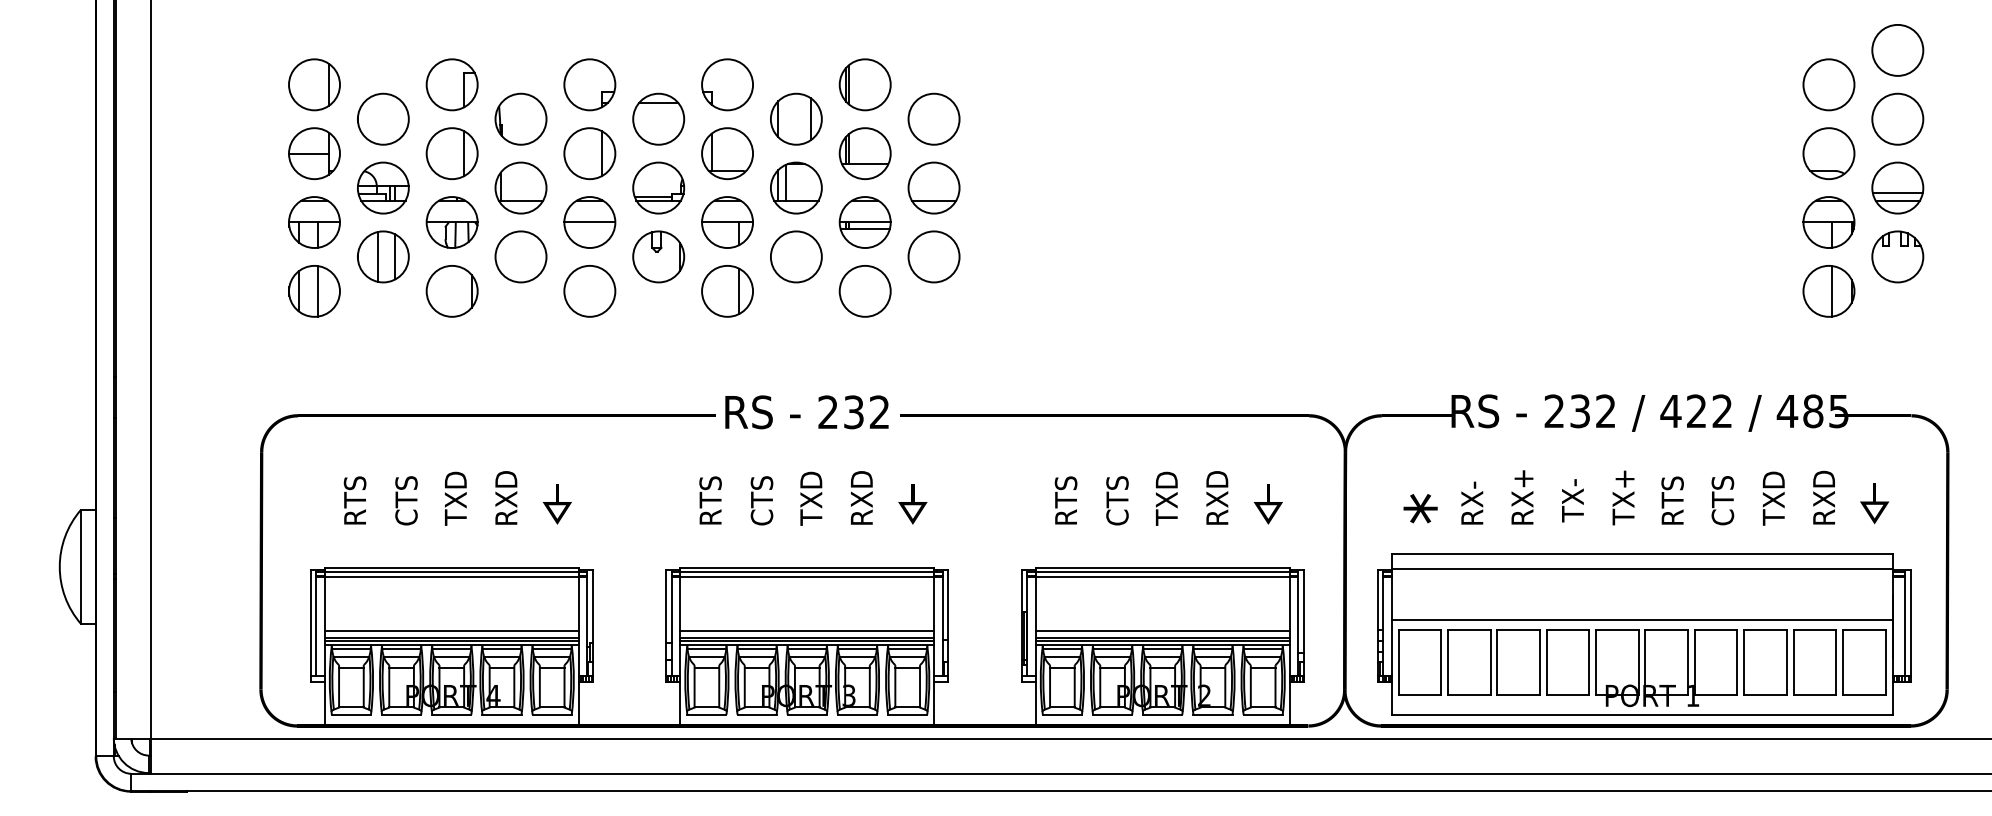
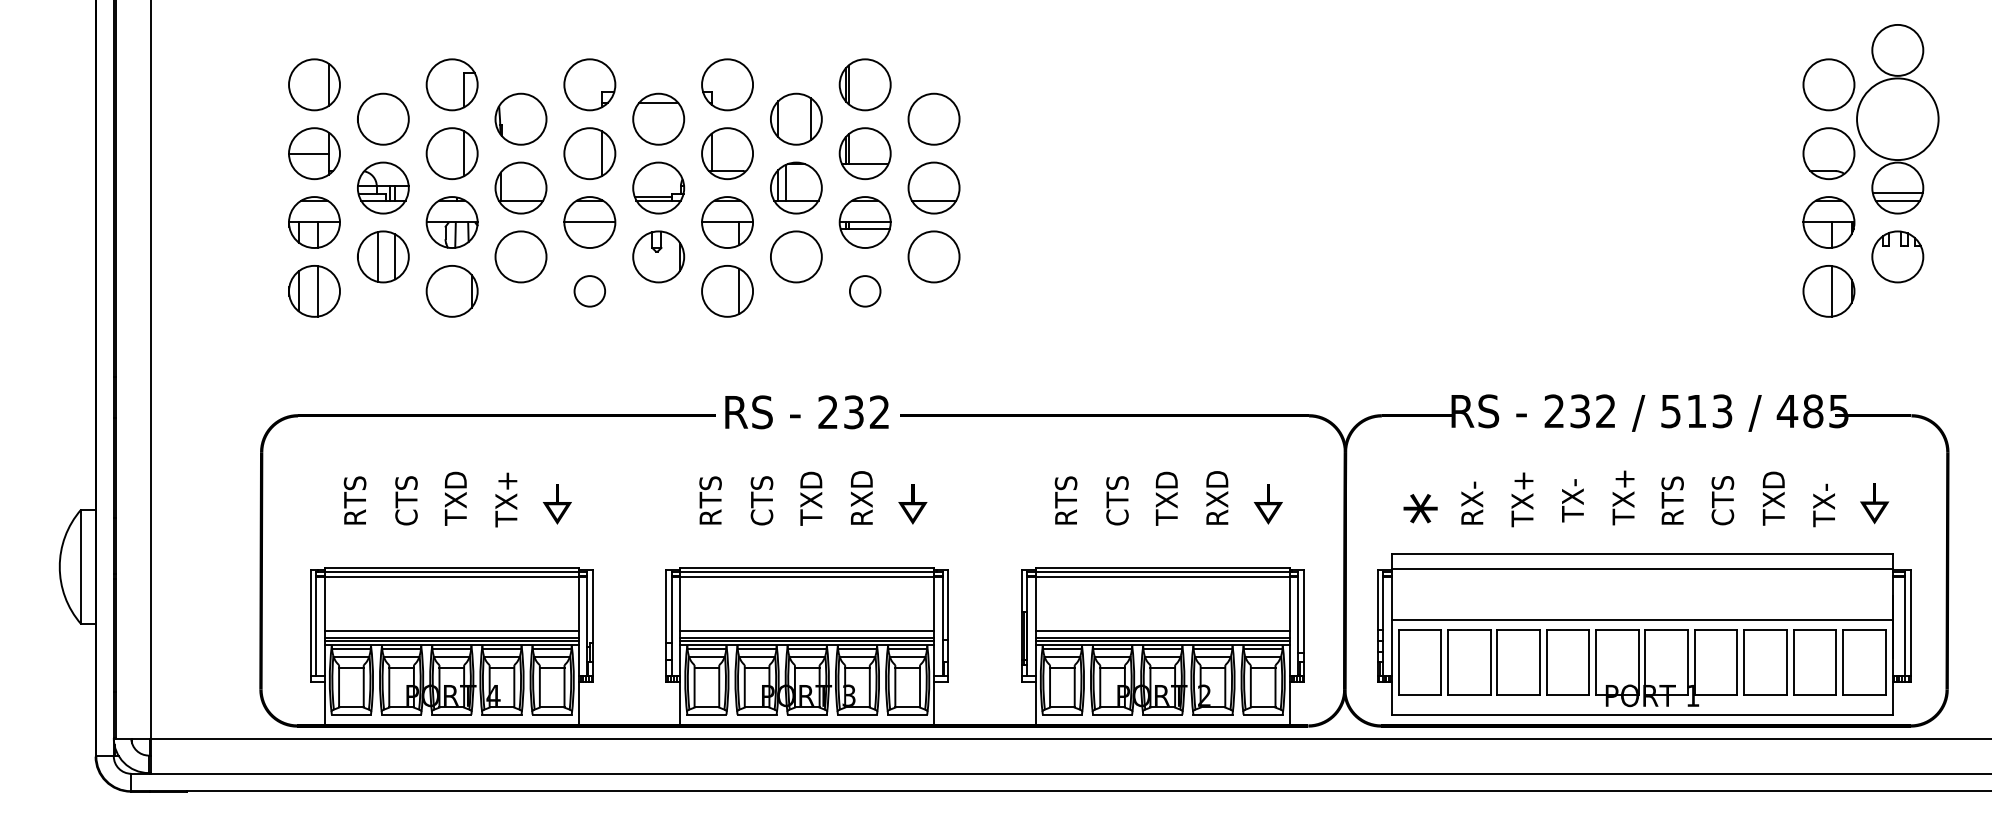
circle diameter: 51 px -> 82 px (1897, 119)
circle diameter: 51 px -> 31 px (589, 291)
circle diameter: 51 px -> 31 px (864, 291)
text: 422 -> 513 (1696, 411)
text: RX+ -> TX+ (1522, 498)
text: RXD -> TX- (1823, 498)
text: RXD -> TX+ (506, 499)
